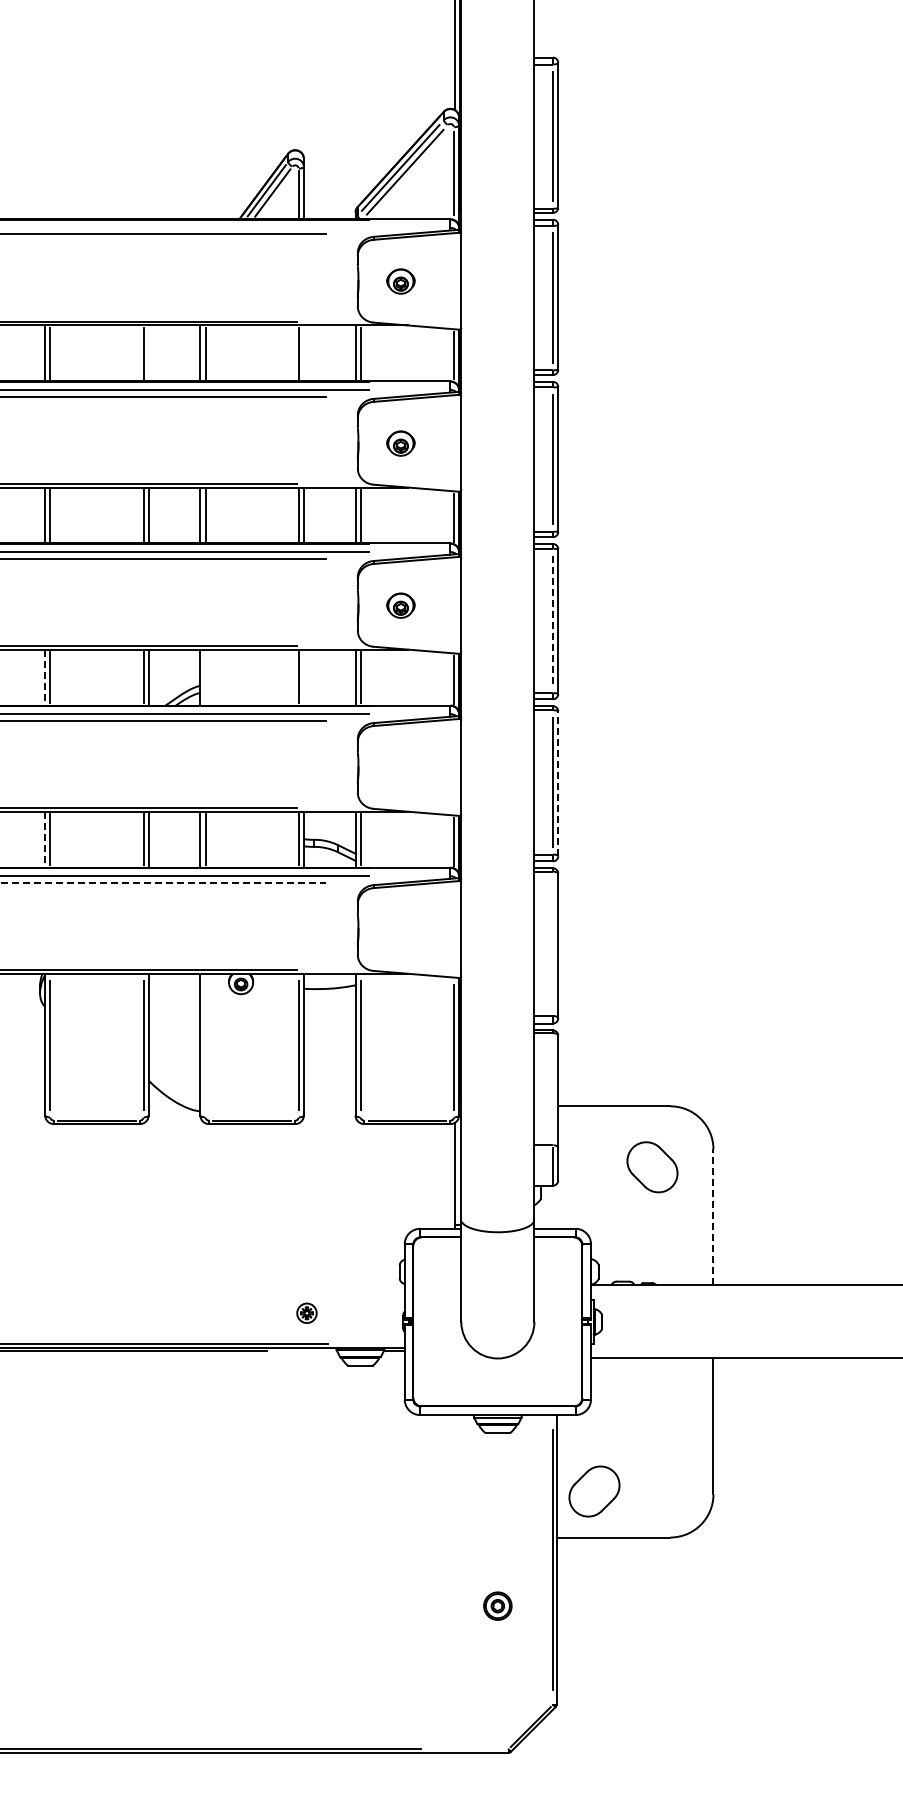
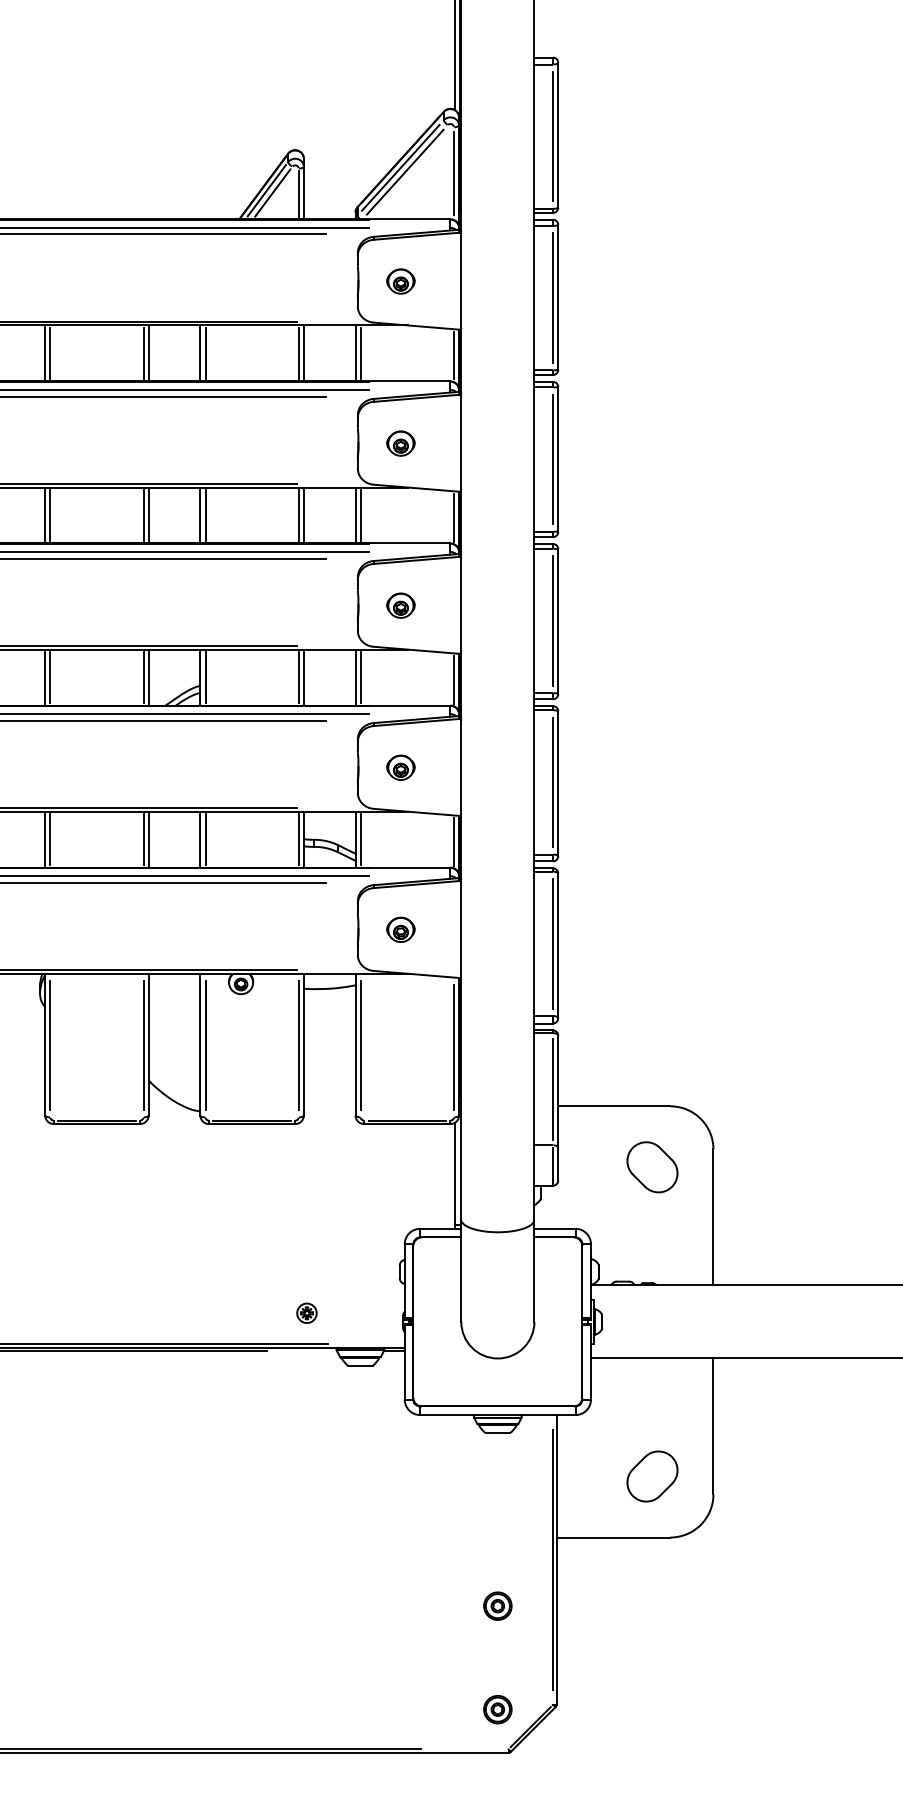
line: none -> present (185, 227)
line: none -> present (148, 353)
line: none -> present (303, 353)
line: dashed -> solid (553, 621)
line: dashed -> solid (45, 677)
line: none -> present (205, 677)
line: none -> present (303, 677)
part: none -> present (400, 767)
line: dashed -> solid (558, 783)
line: dashed -> solid (45, 839)
line: dashed -> solid (163, 882)
part: none -> present (400, 929)
line: none -> present (553, 943)
line: none -> present (205, 1045)
line: none -> present (553, 1088)
line: dashed -> solid (713, 1217)
part position: (594, 1491) -> (652, 1476) (652, 1476)
part: none -> present (497, 1709)
